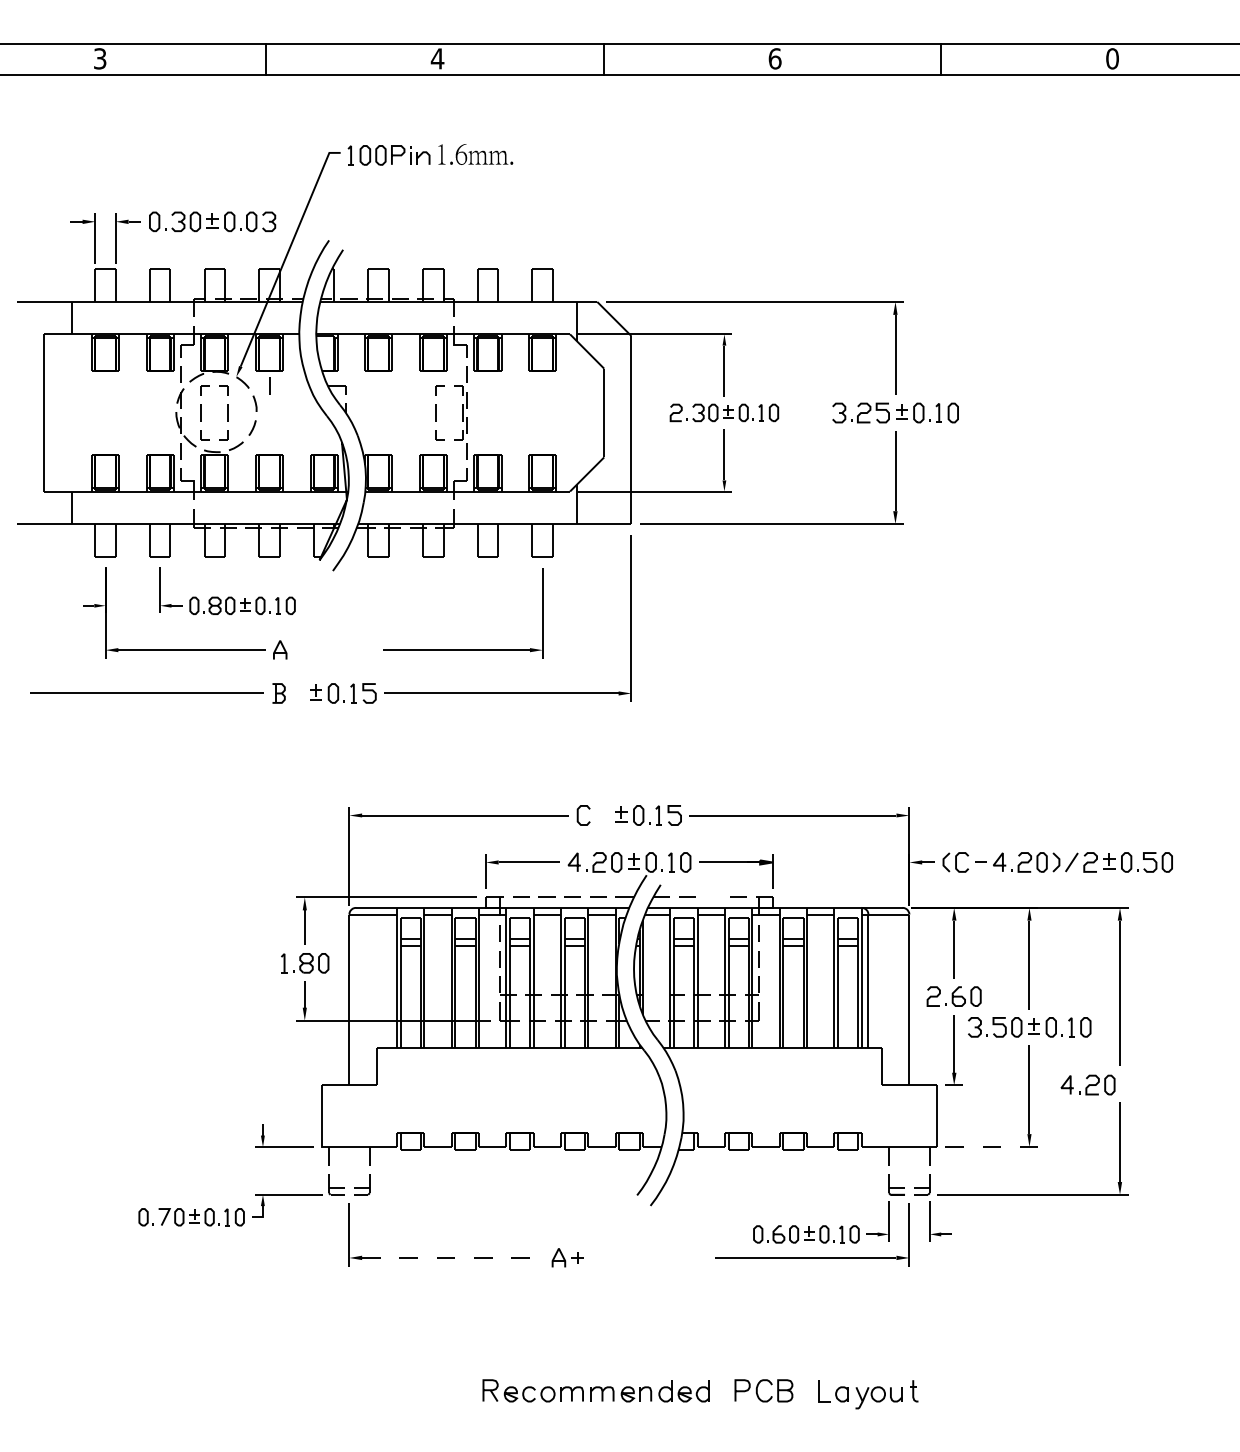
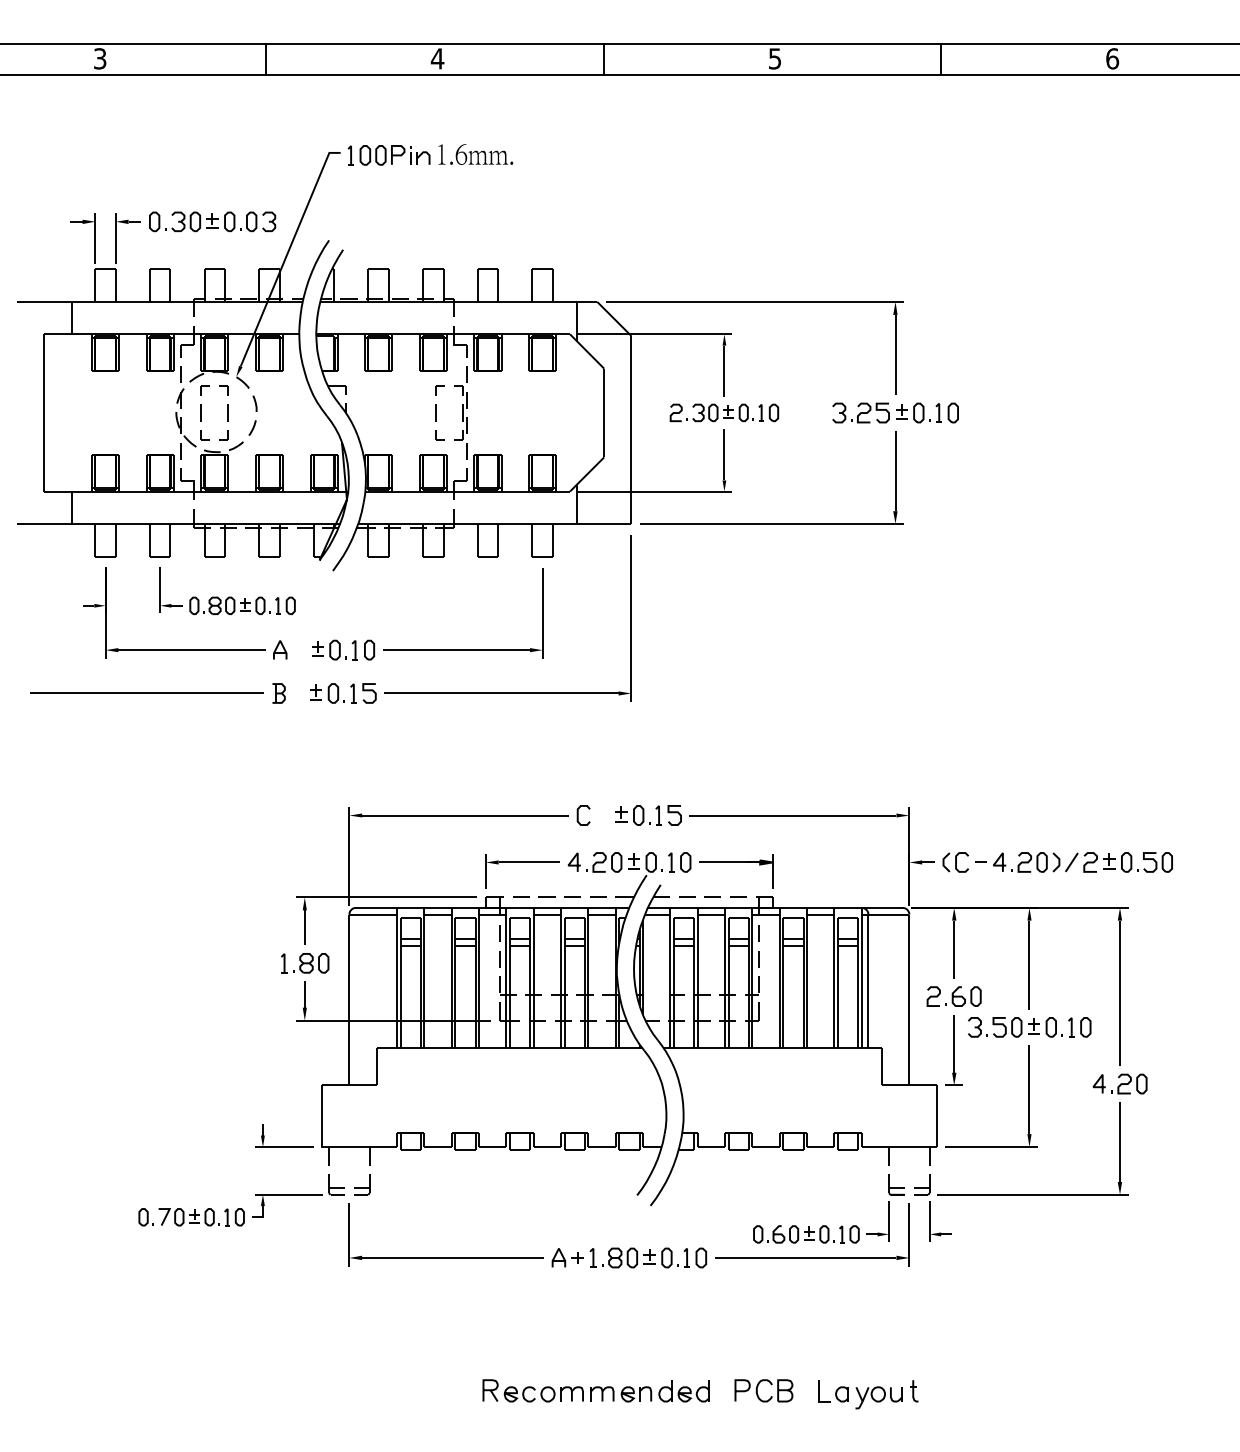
text: 6 -> 5 (774, 58)
text: 0 -> 6 (1112, 58)
line: present -> none (269, 385)
part: none -> present (343, 649)
line: none -> present (712, 896)
part position: (1087, 1084) -> (1119, 1083) (1119, 1083)
line: dashed -> solid (992, 1147)
line: dashed -> solid (453, 1257)
part: none -> present (648, 1257)
